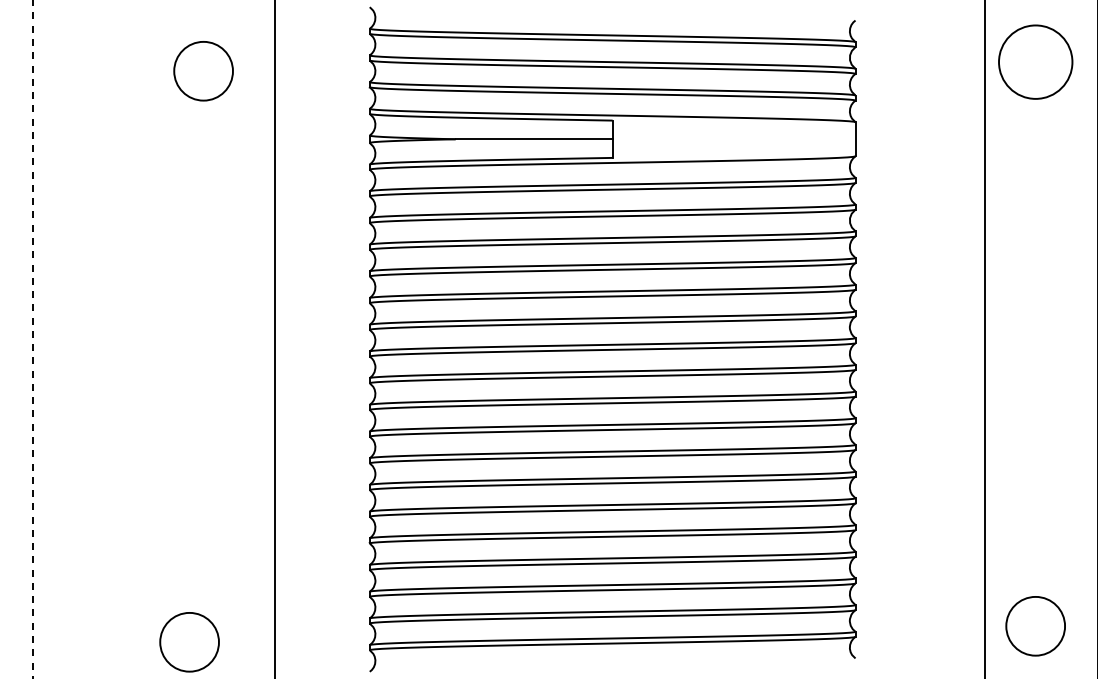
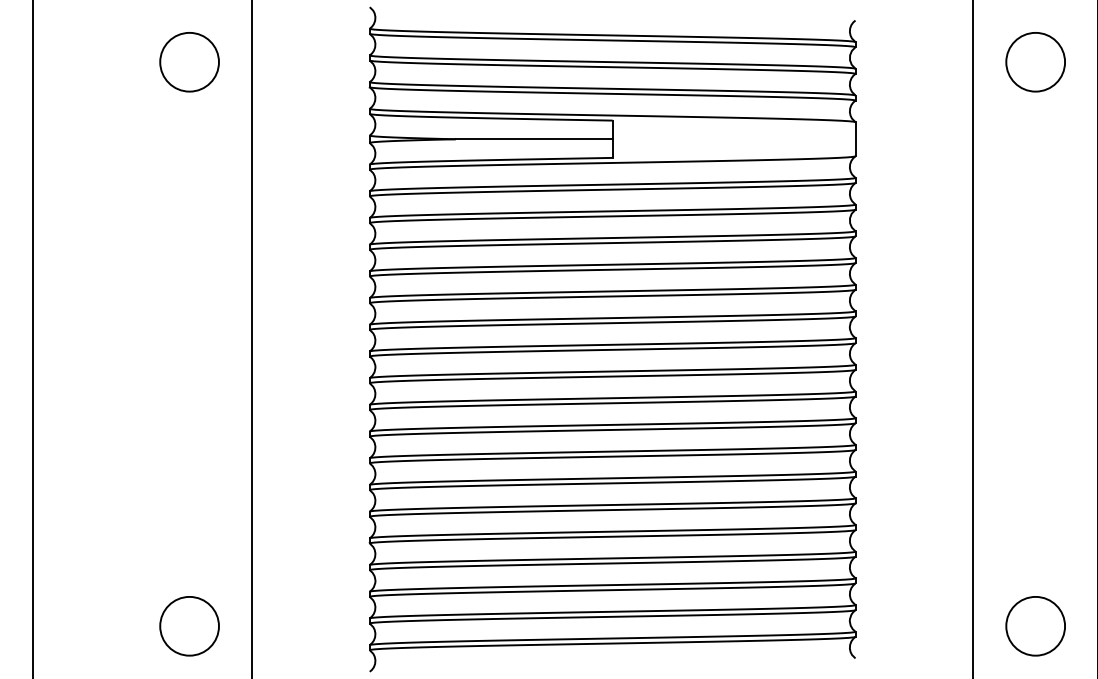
circle size: 76x76 px -> 61x61 px (1035, 62)
circle position: (203, 71) -> (189, 62) (189, 62)
line position: (275, 338) -> (252, 338) (252, 338)
line position: (985, 338) -> (973, 338) (973, 338)
line: dashed -> solid (32, 339)
circle position: (189, 642) -> (189, 626) (189, 626)
